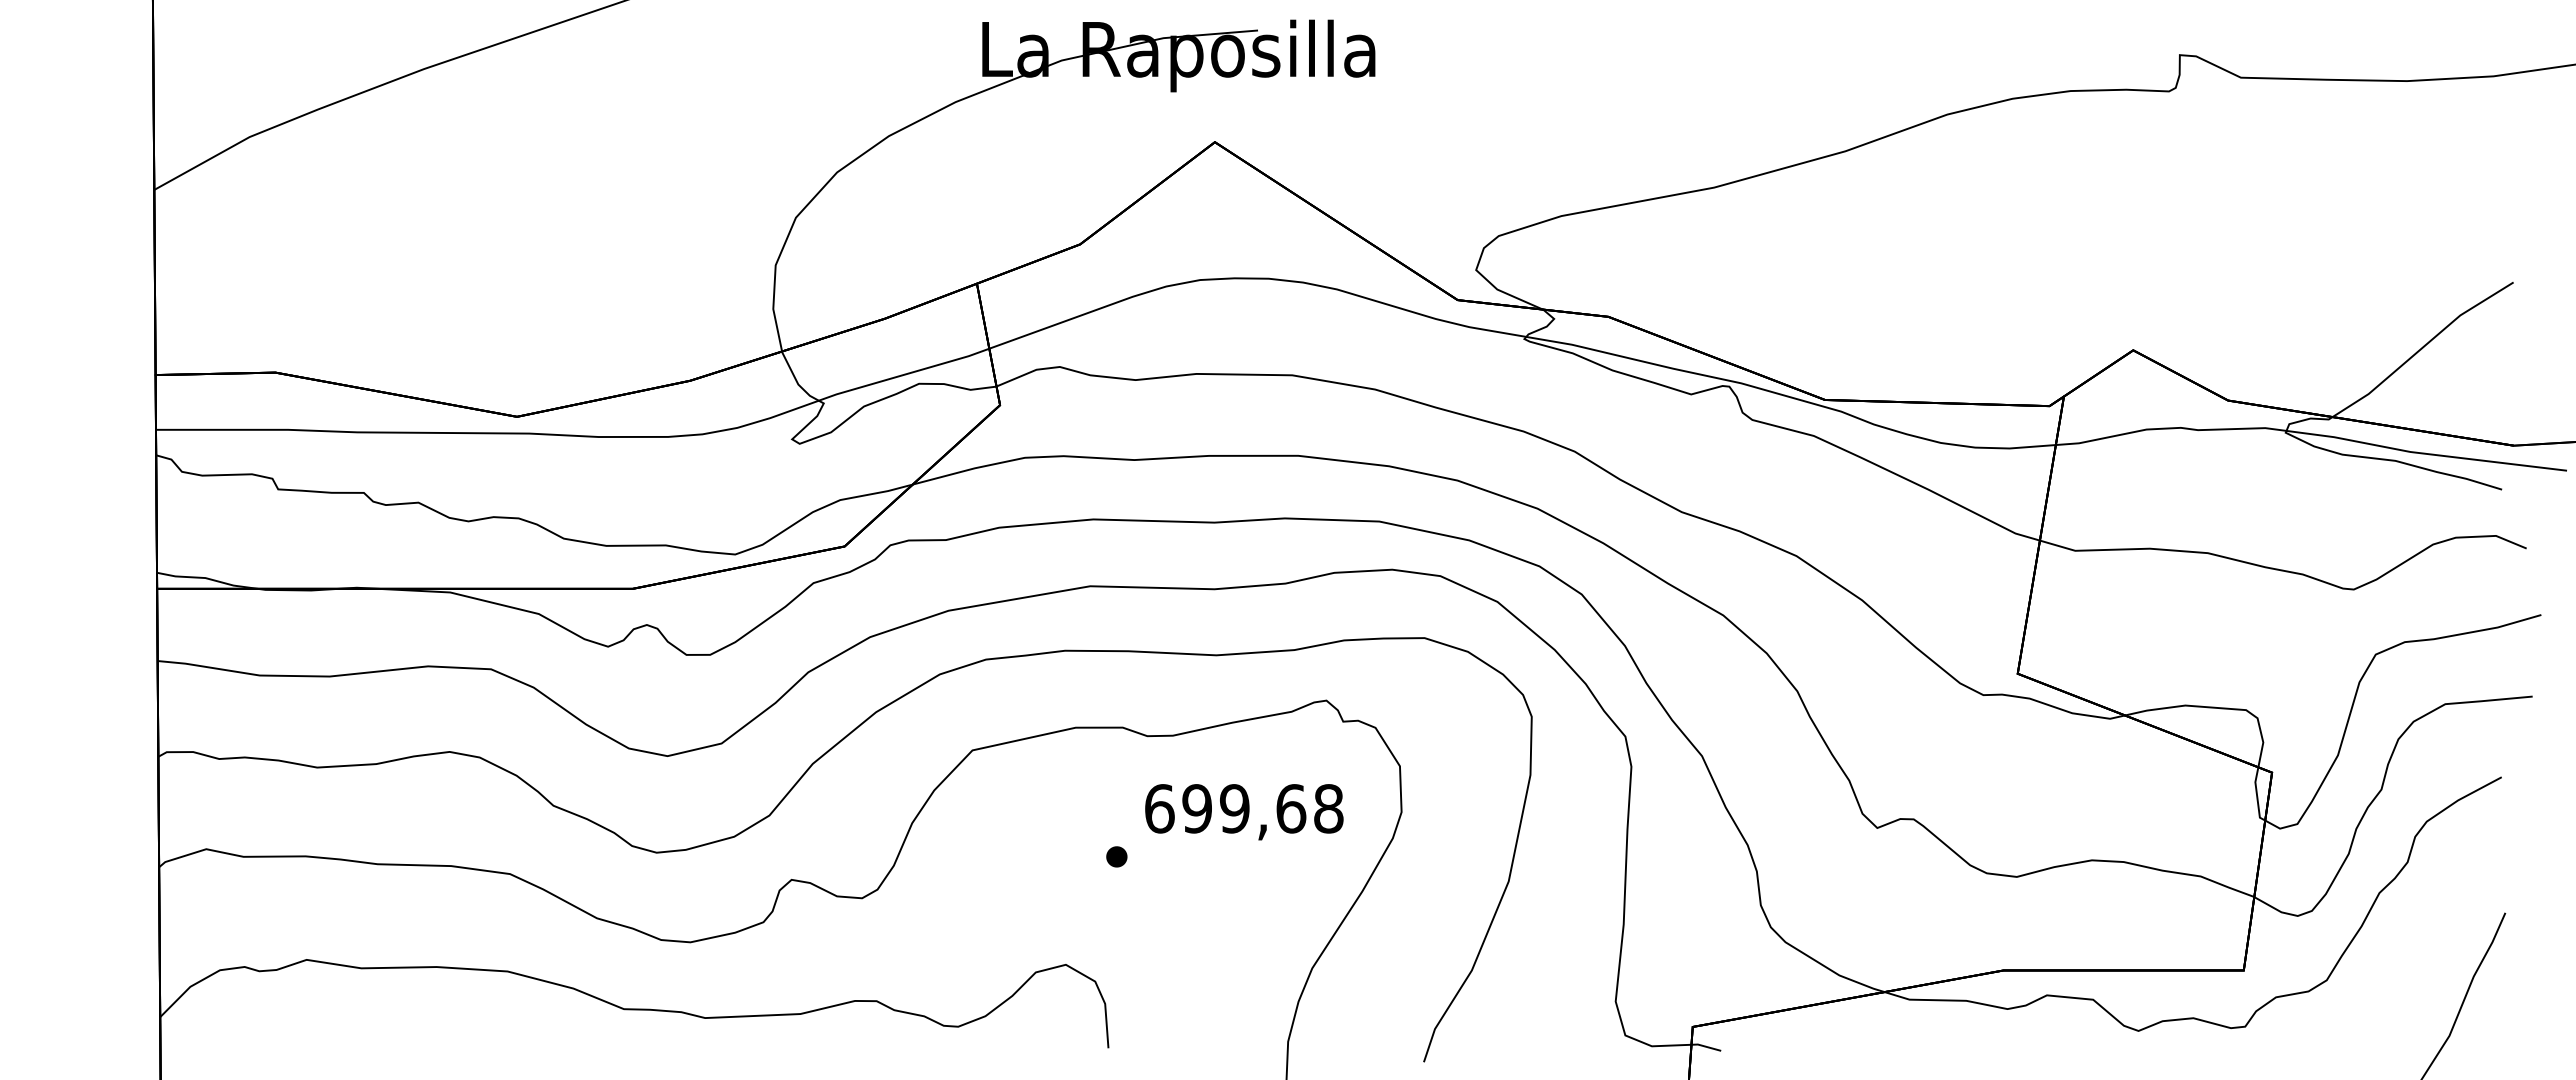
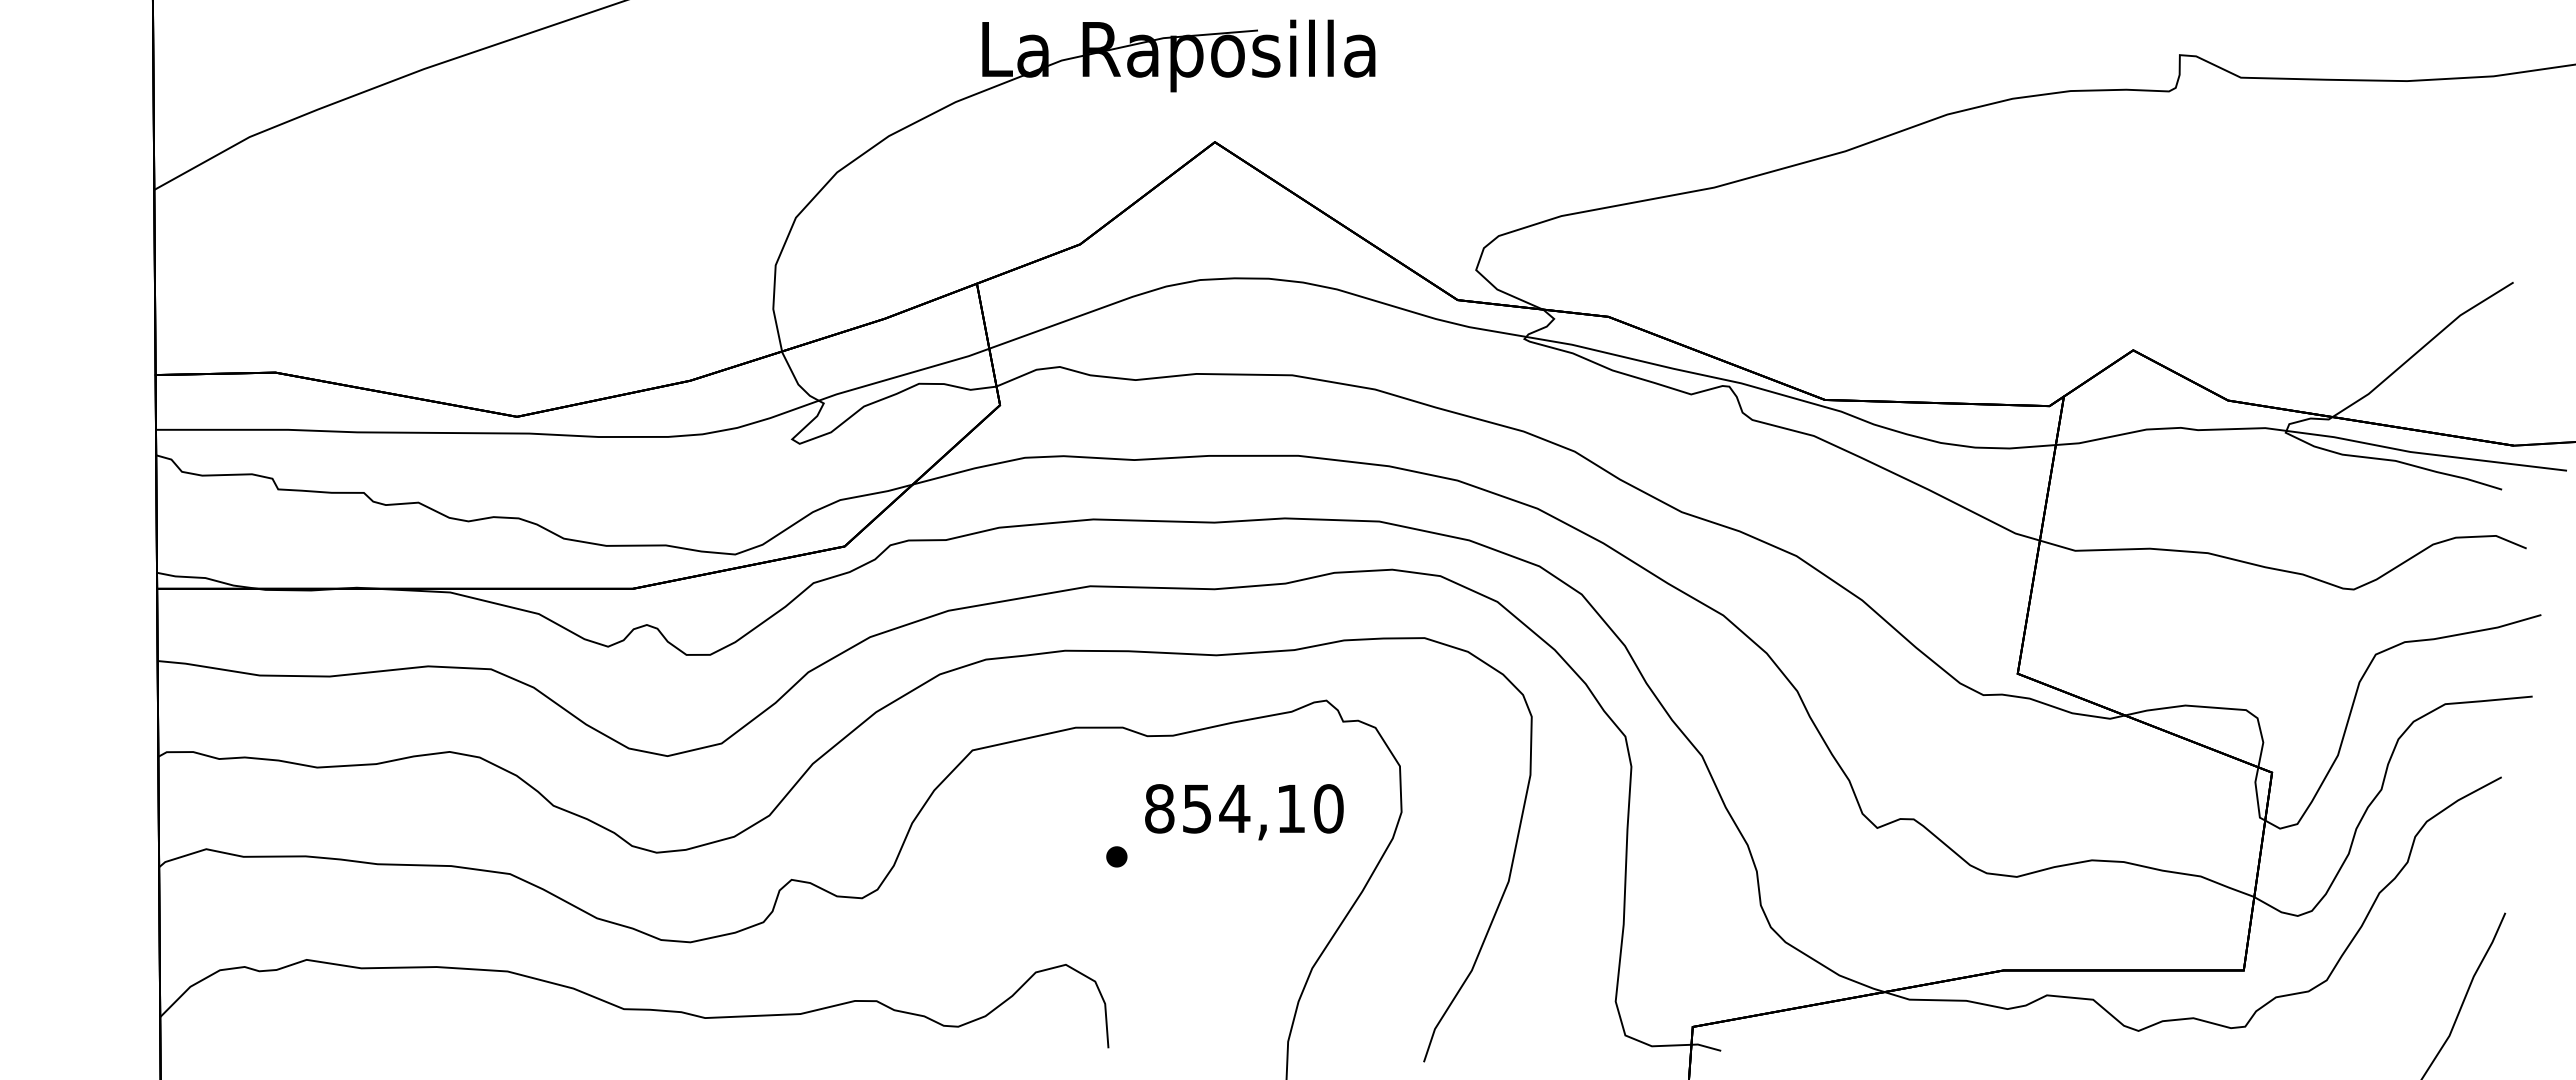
text: 699,68 -> 854,10 (1244, 808)
